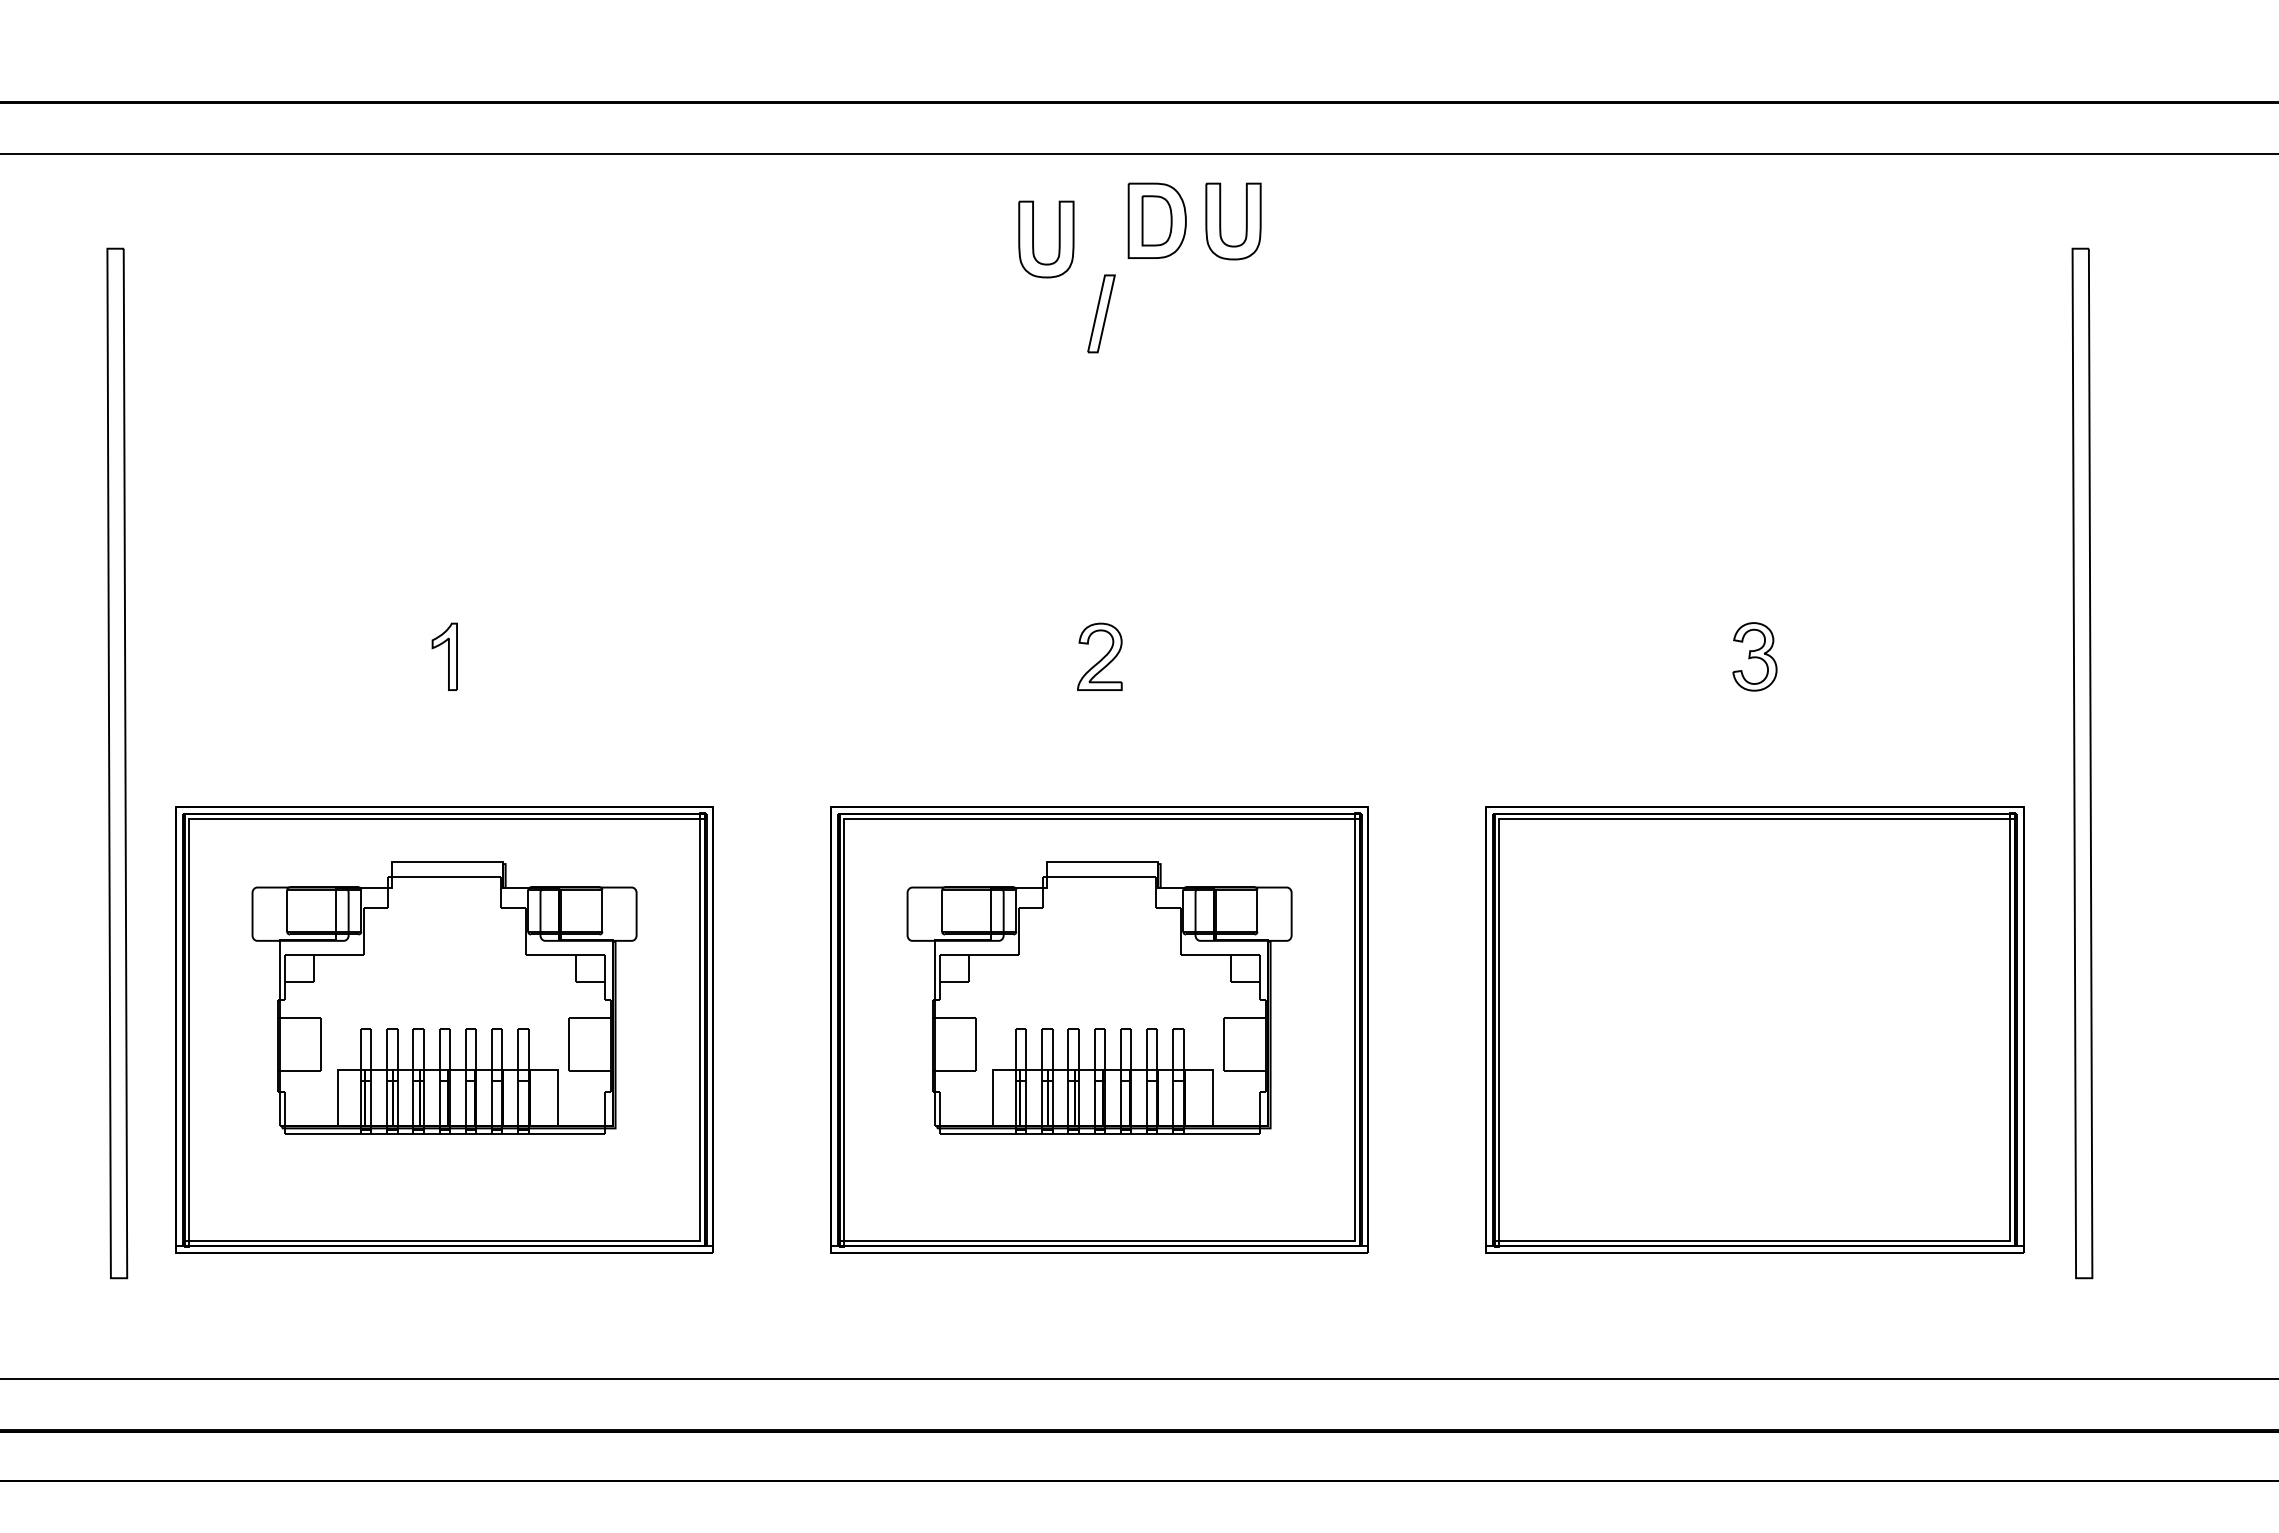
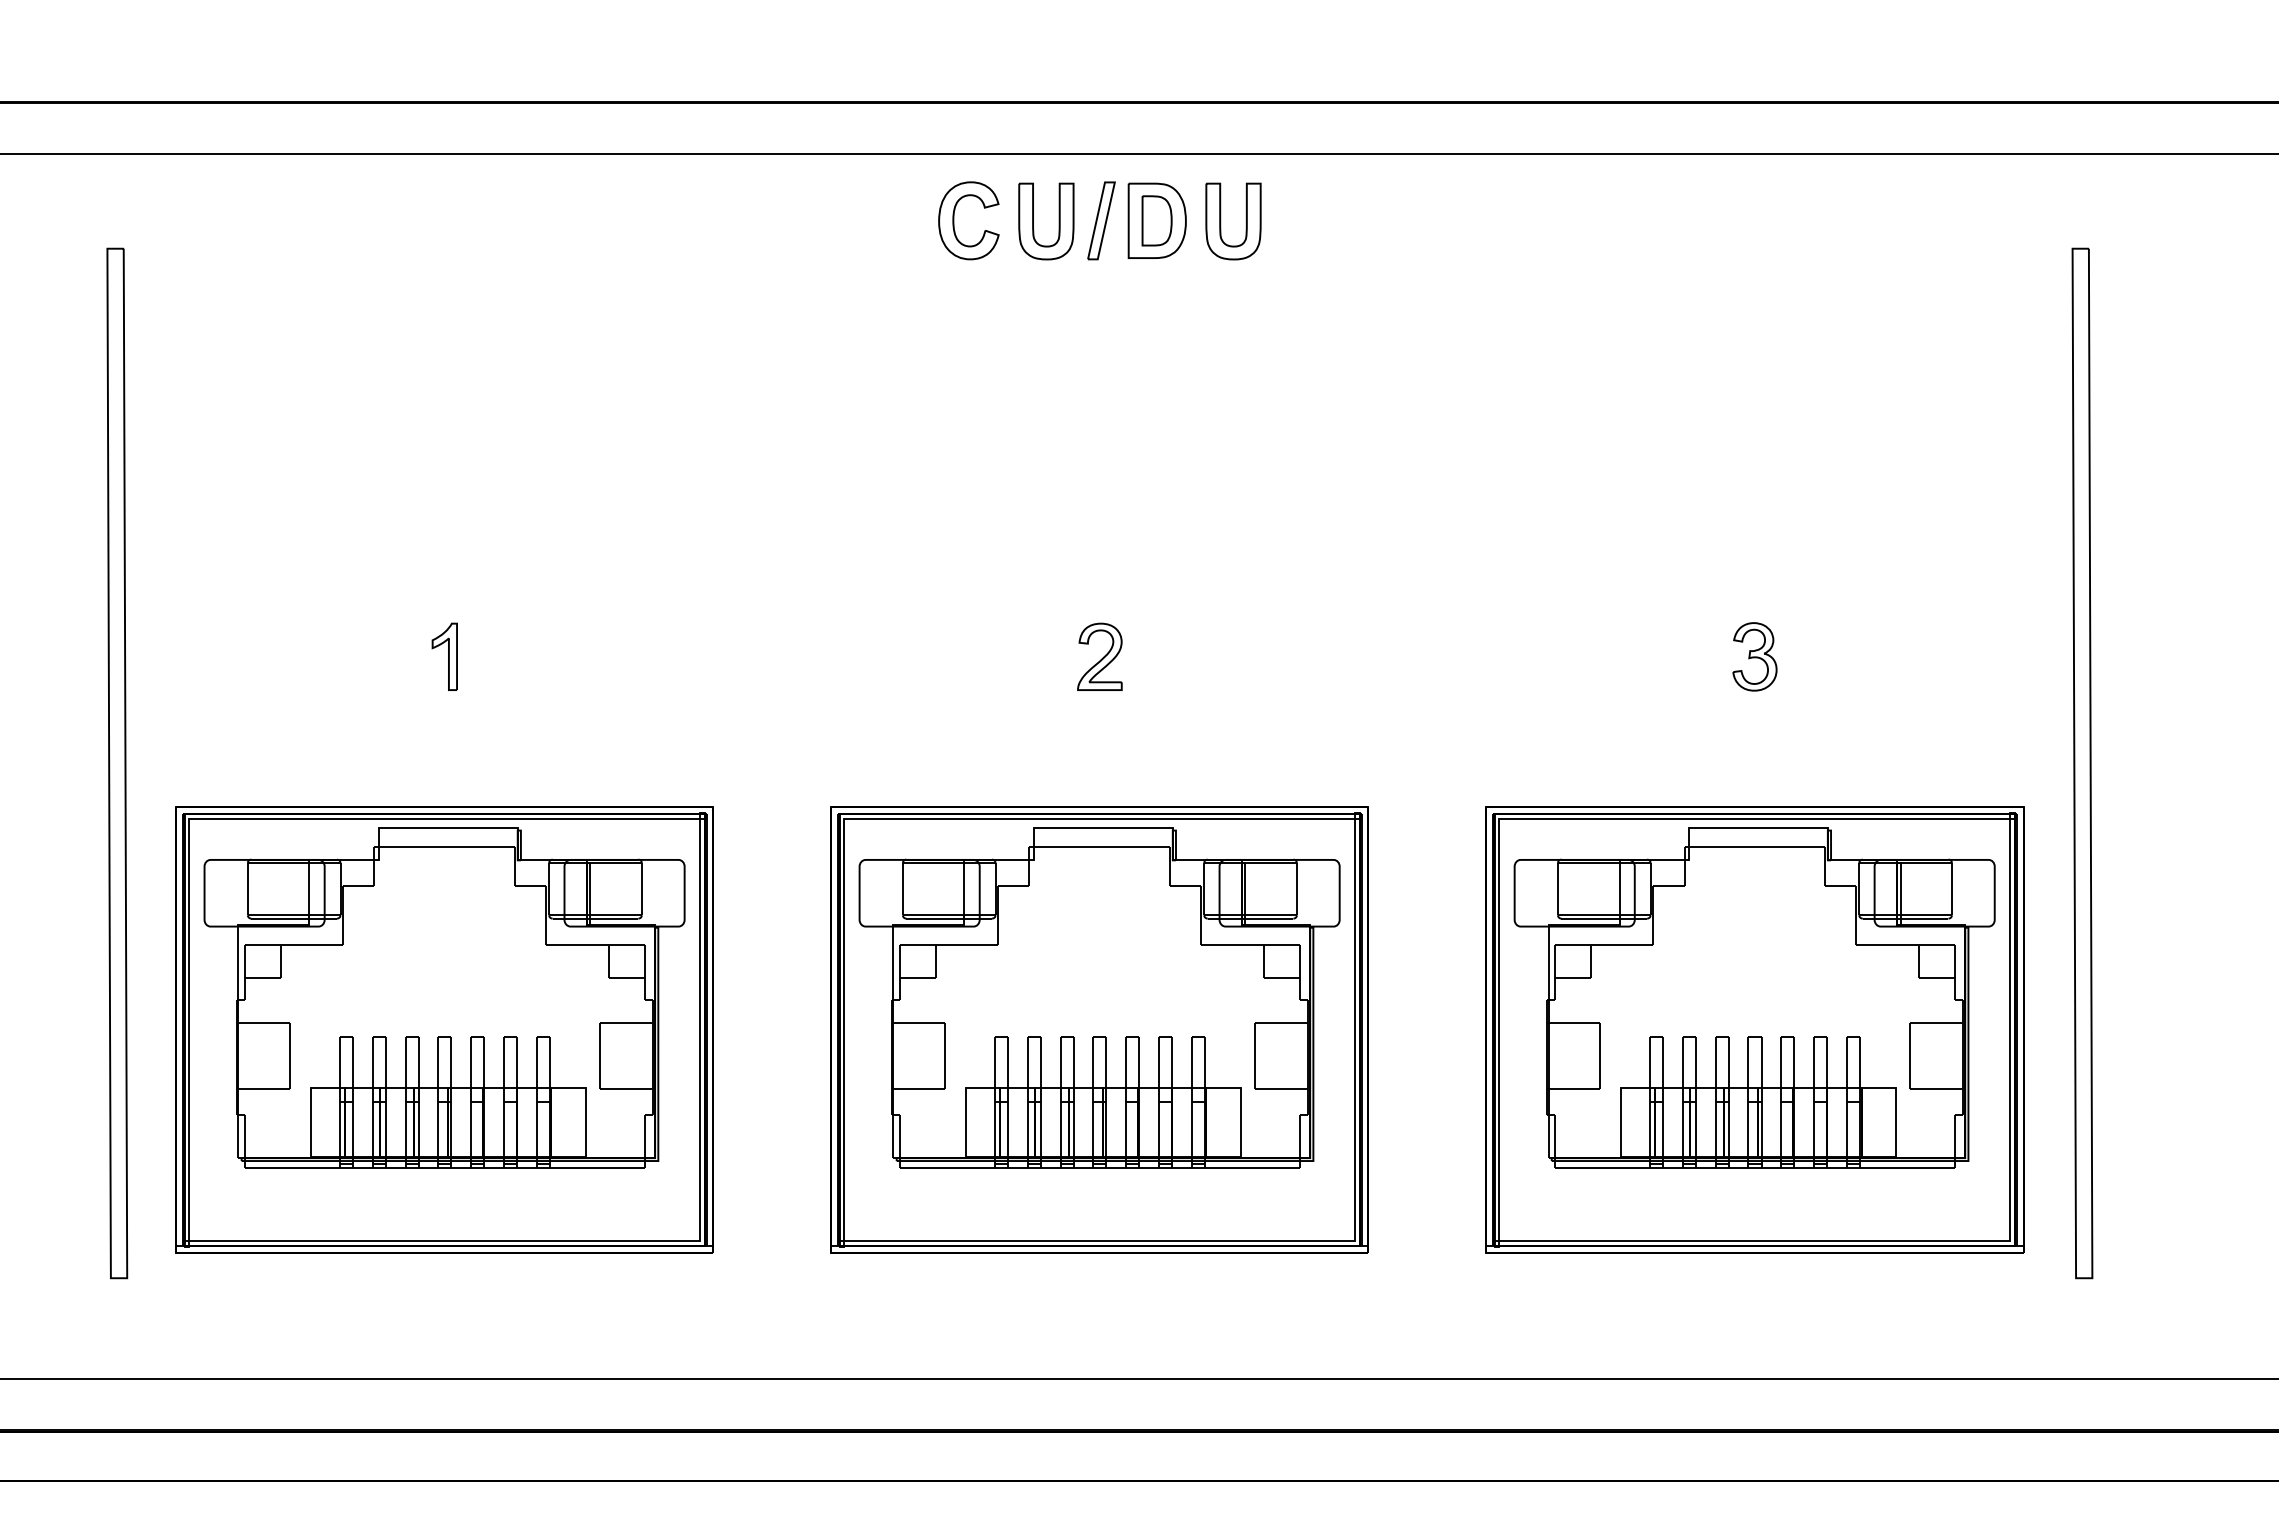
part: none -> present (954, 220)
part position: (1058, 239) -> (1058, 221) (1058, 221)
part position: (1101, 313) -> (1101, 220) (1101, 220)
part size: 387x274 px -> 483x342 px (444, 997)
part size: 387x274 px -> 483x342 px (1099, 997)
part: none -> present (1754, 997)
